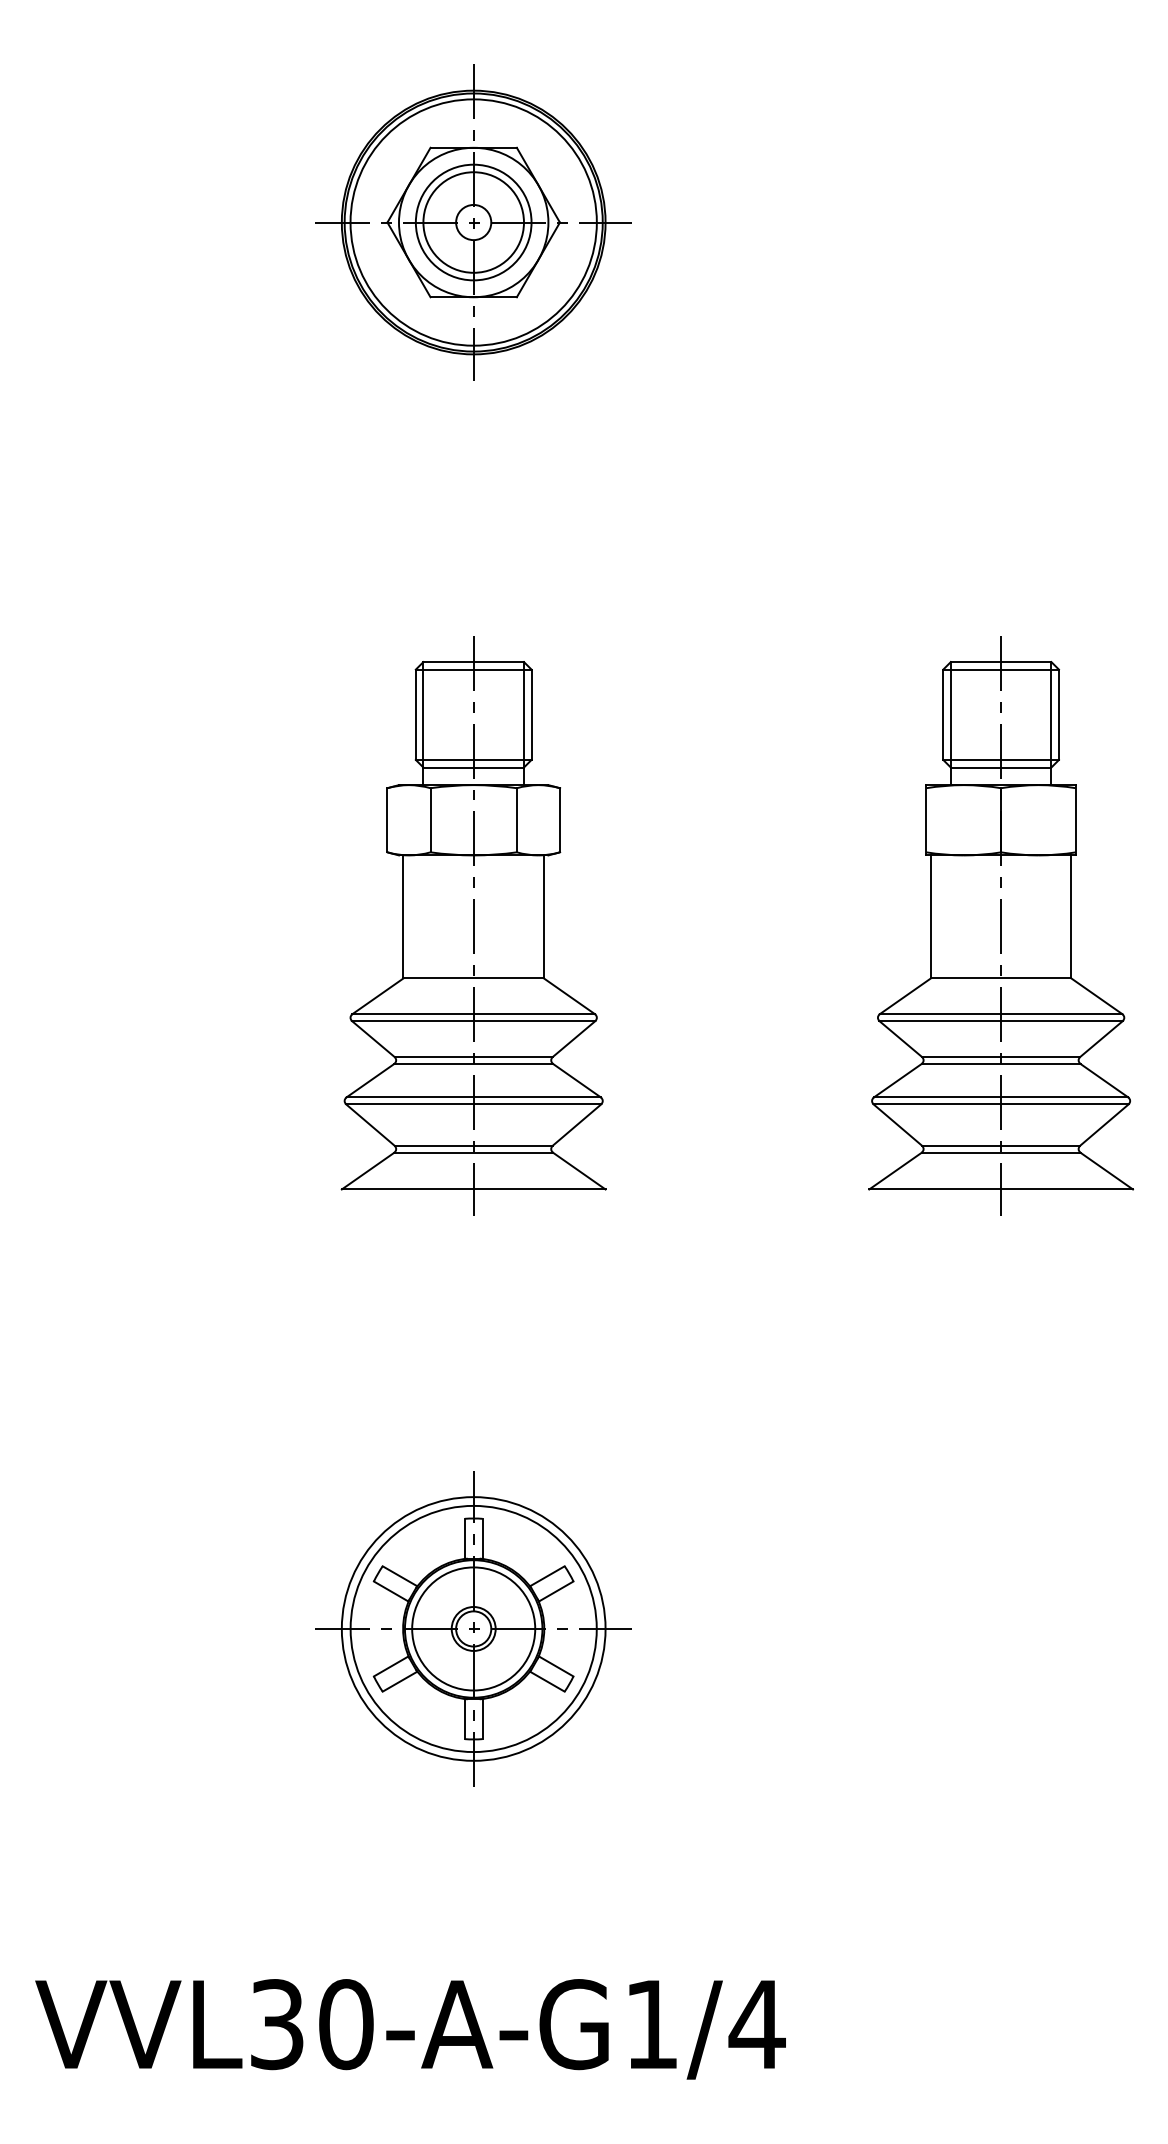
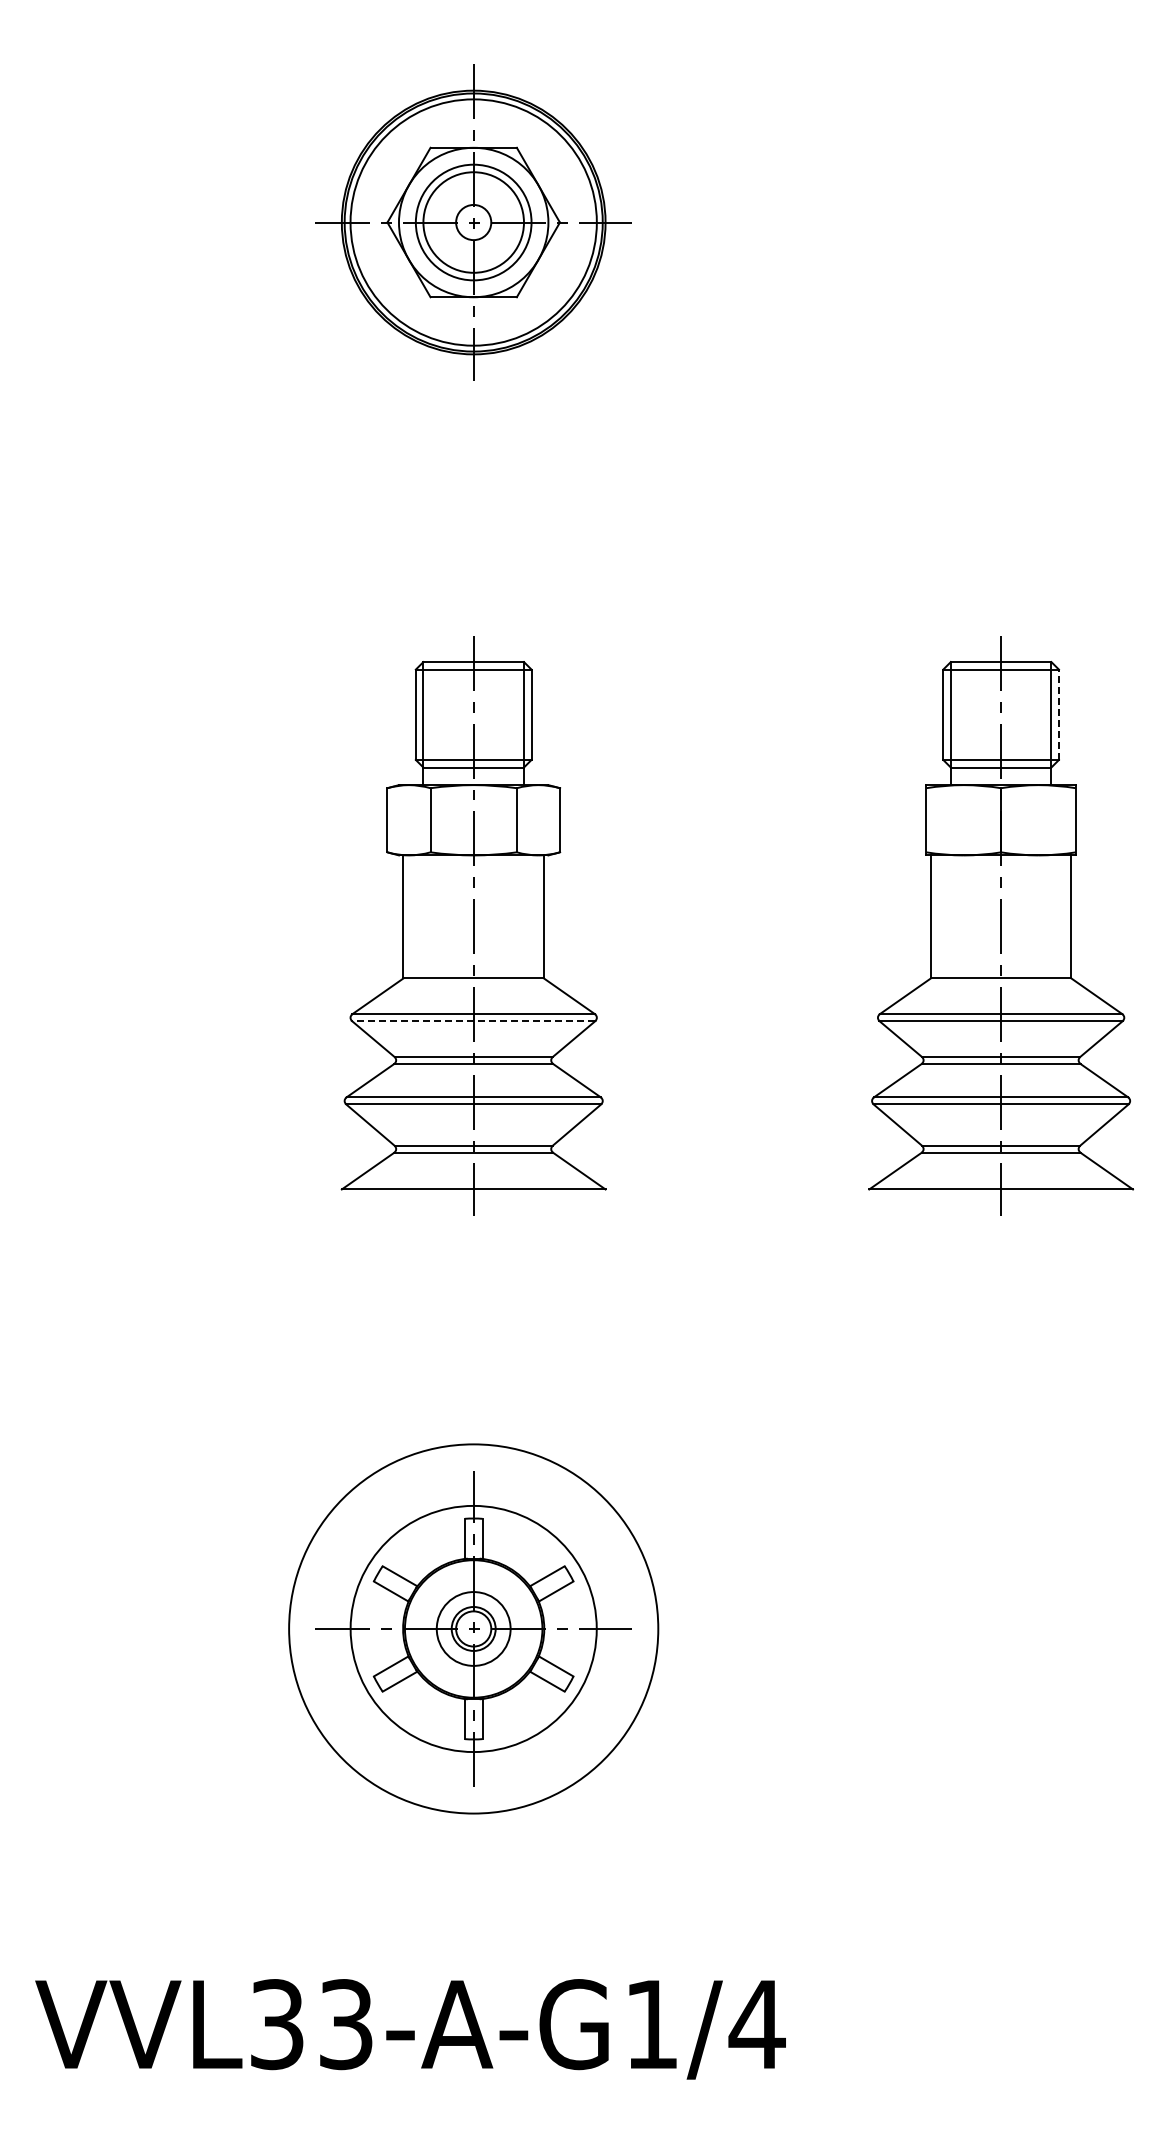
line: solid -> dashed (1058, 714)
line: solid -> dashed (473, 1021)
circle diameter: 123 px -> 74 px (473, 1628)
circle diameter: 264 px -> 369 px (473, 1628)
text: VVL30-A-G1/4 -> VVL33-A-G1/4 (346, 2024)
